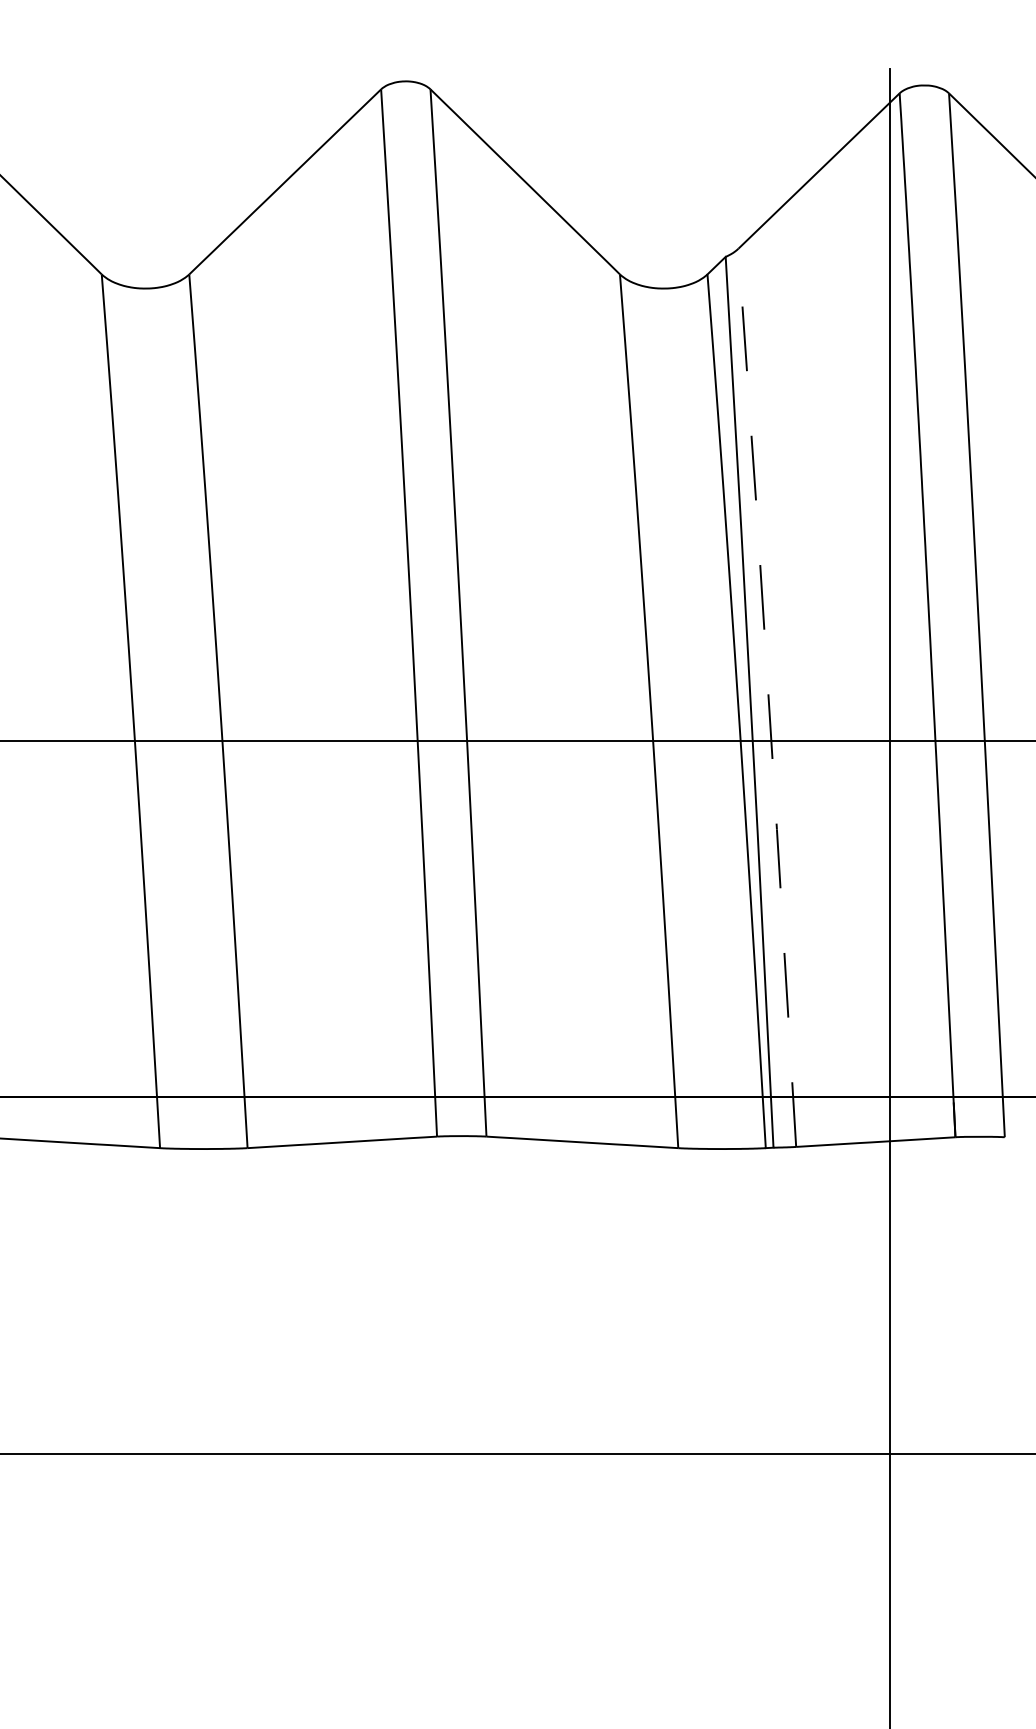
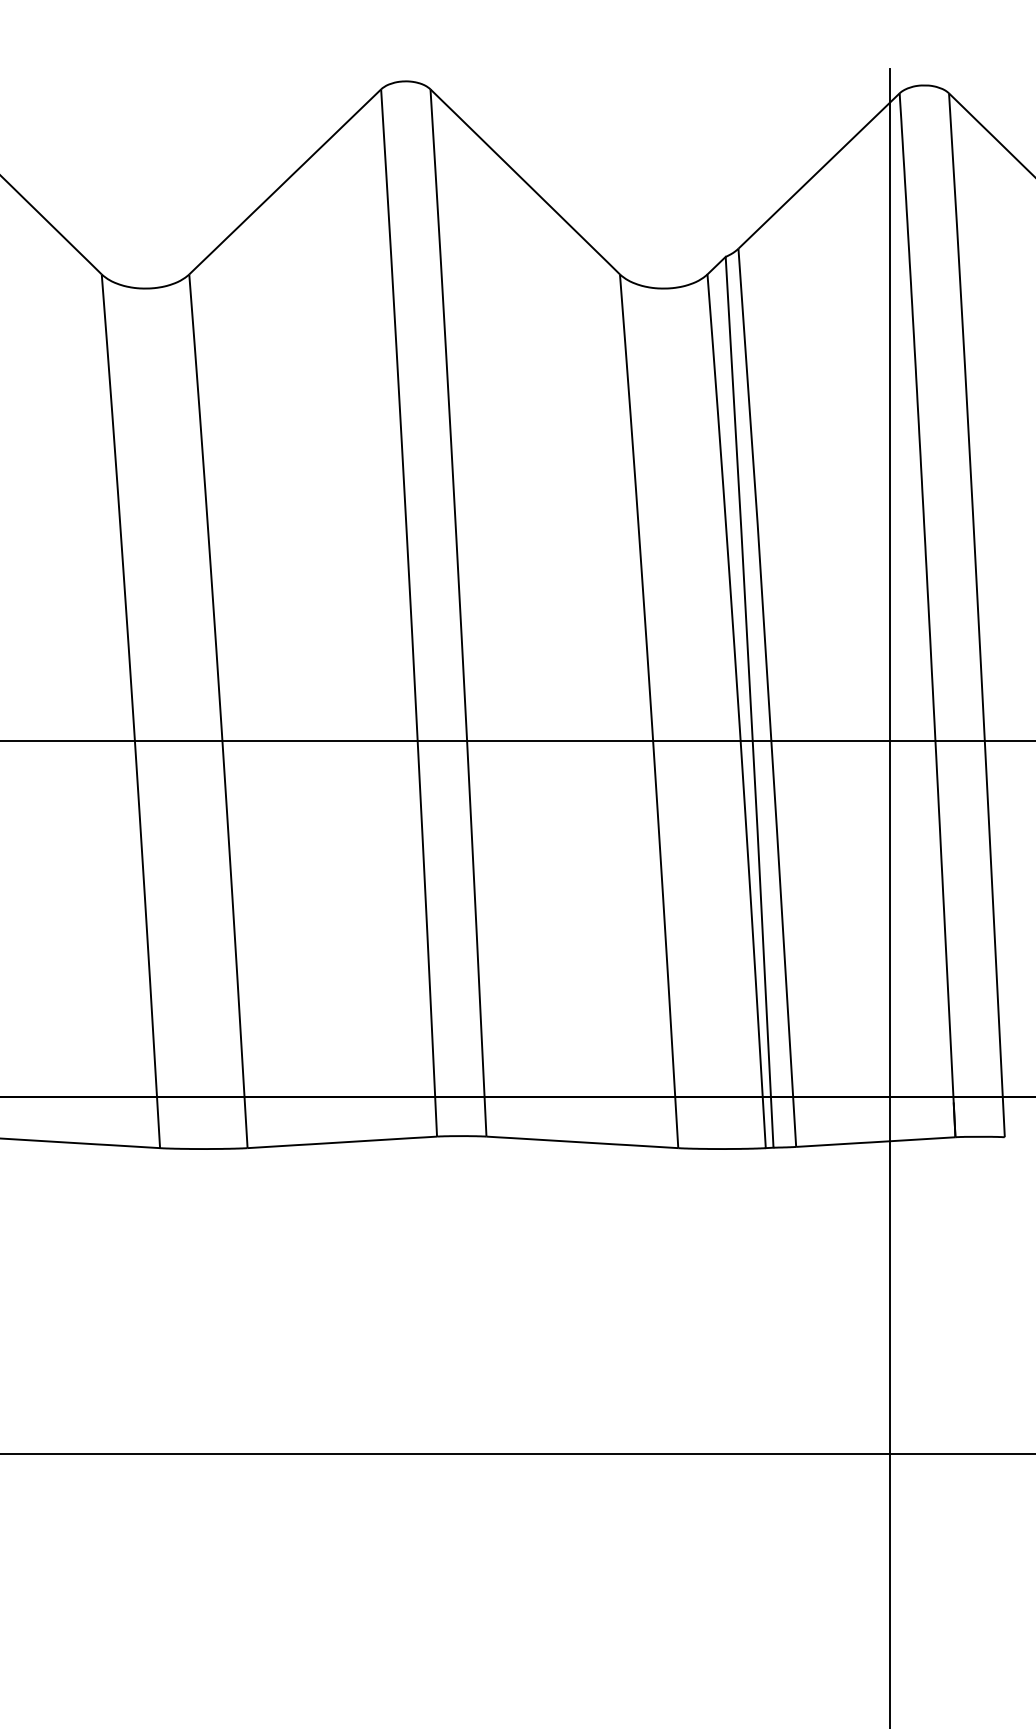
line: dashed -> solid (768, 697)
